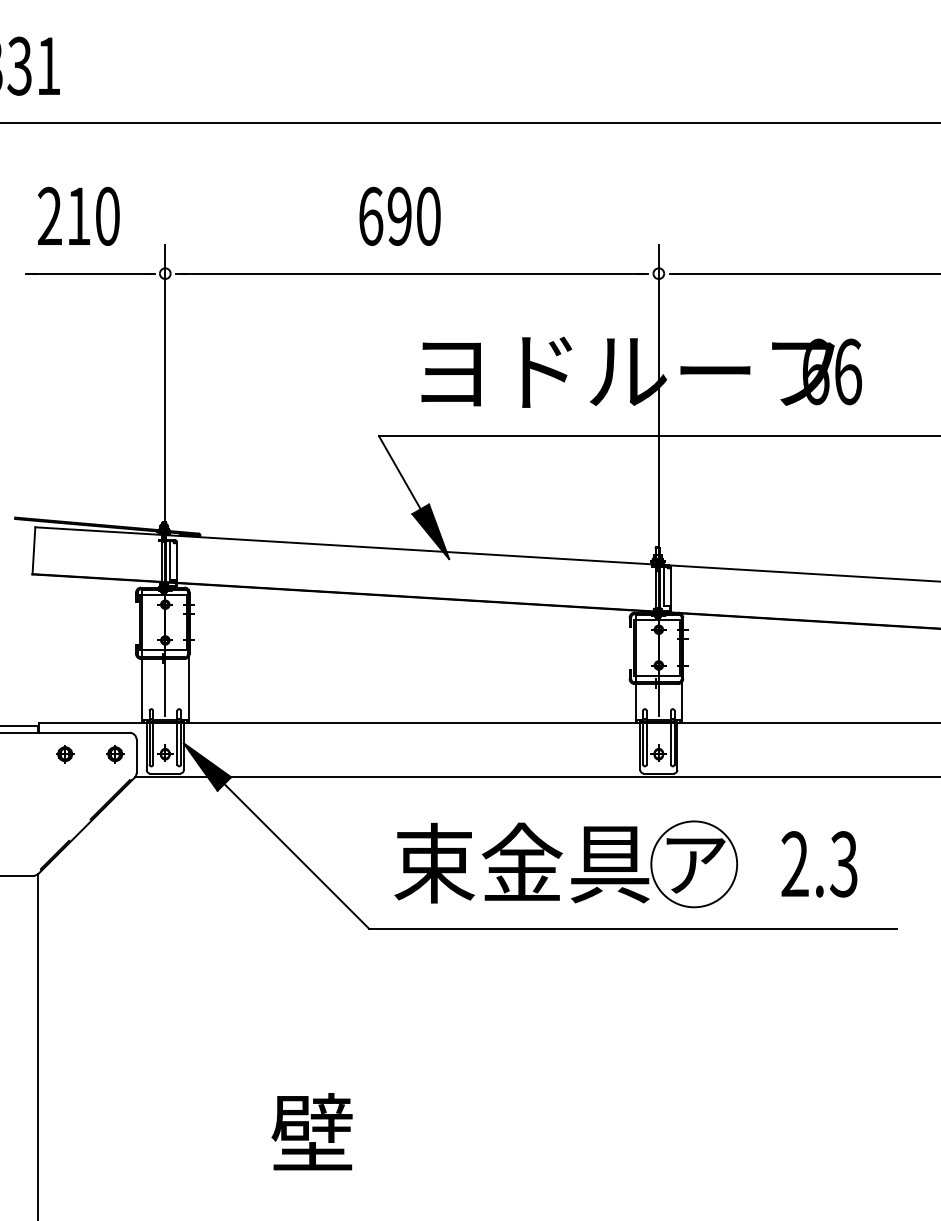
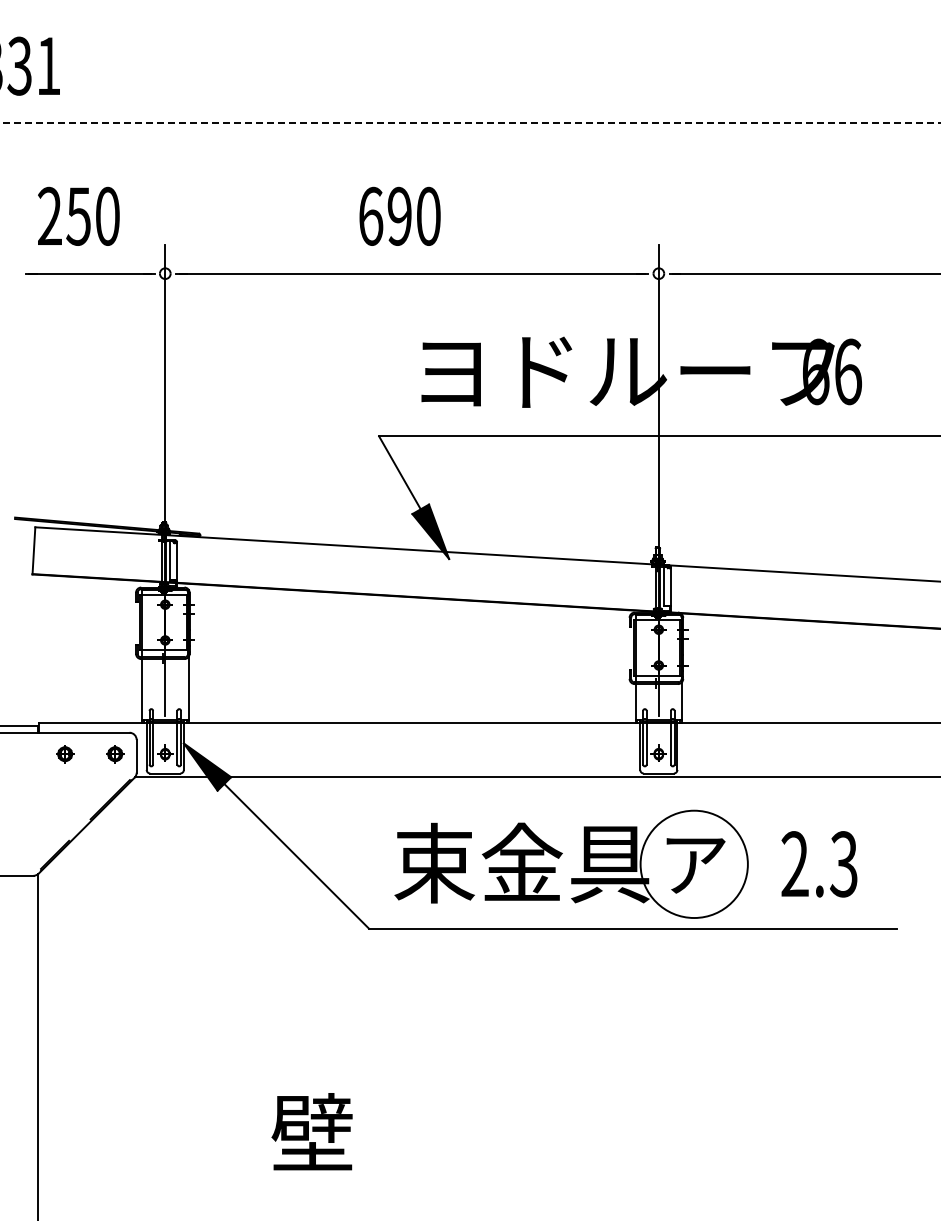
line: solid -> dashed (469, 123)
text: 210 -> 250 (78, 216)
circle diameter: 86 px -> 107 px (693, 864)
